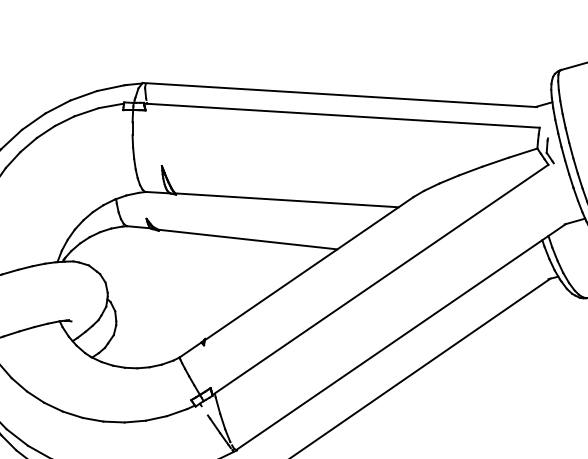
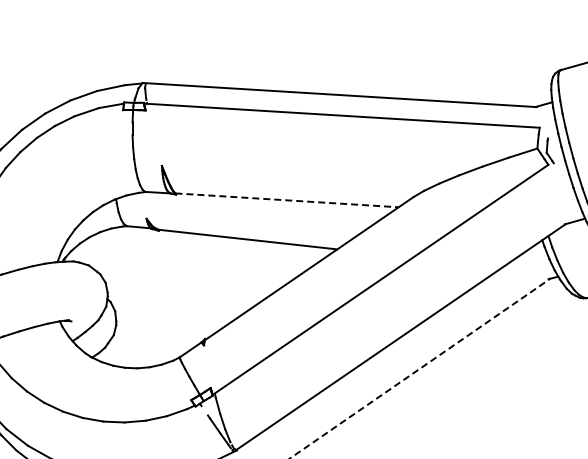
line: solid -> dashed (287, 200)
line: solid -> dashed (420, 368)
